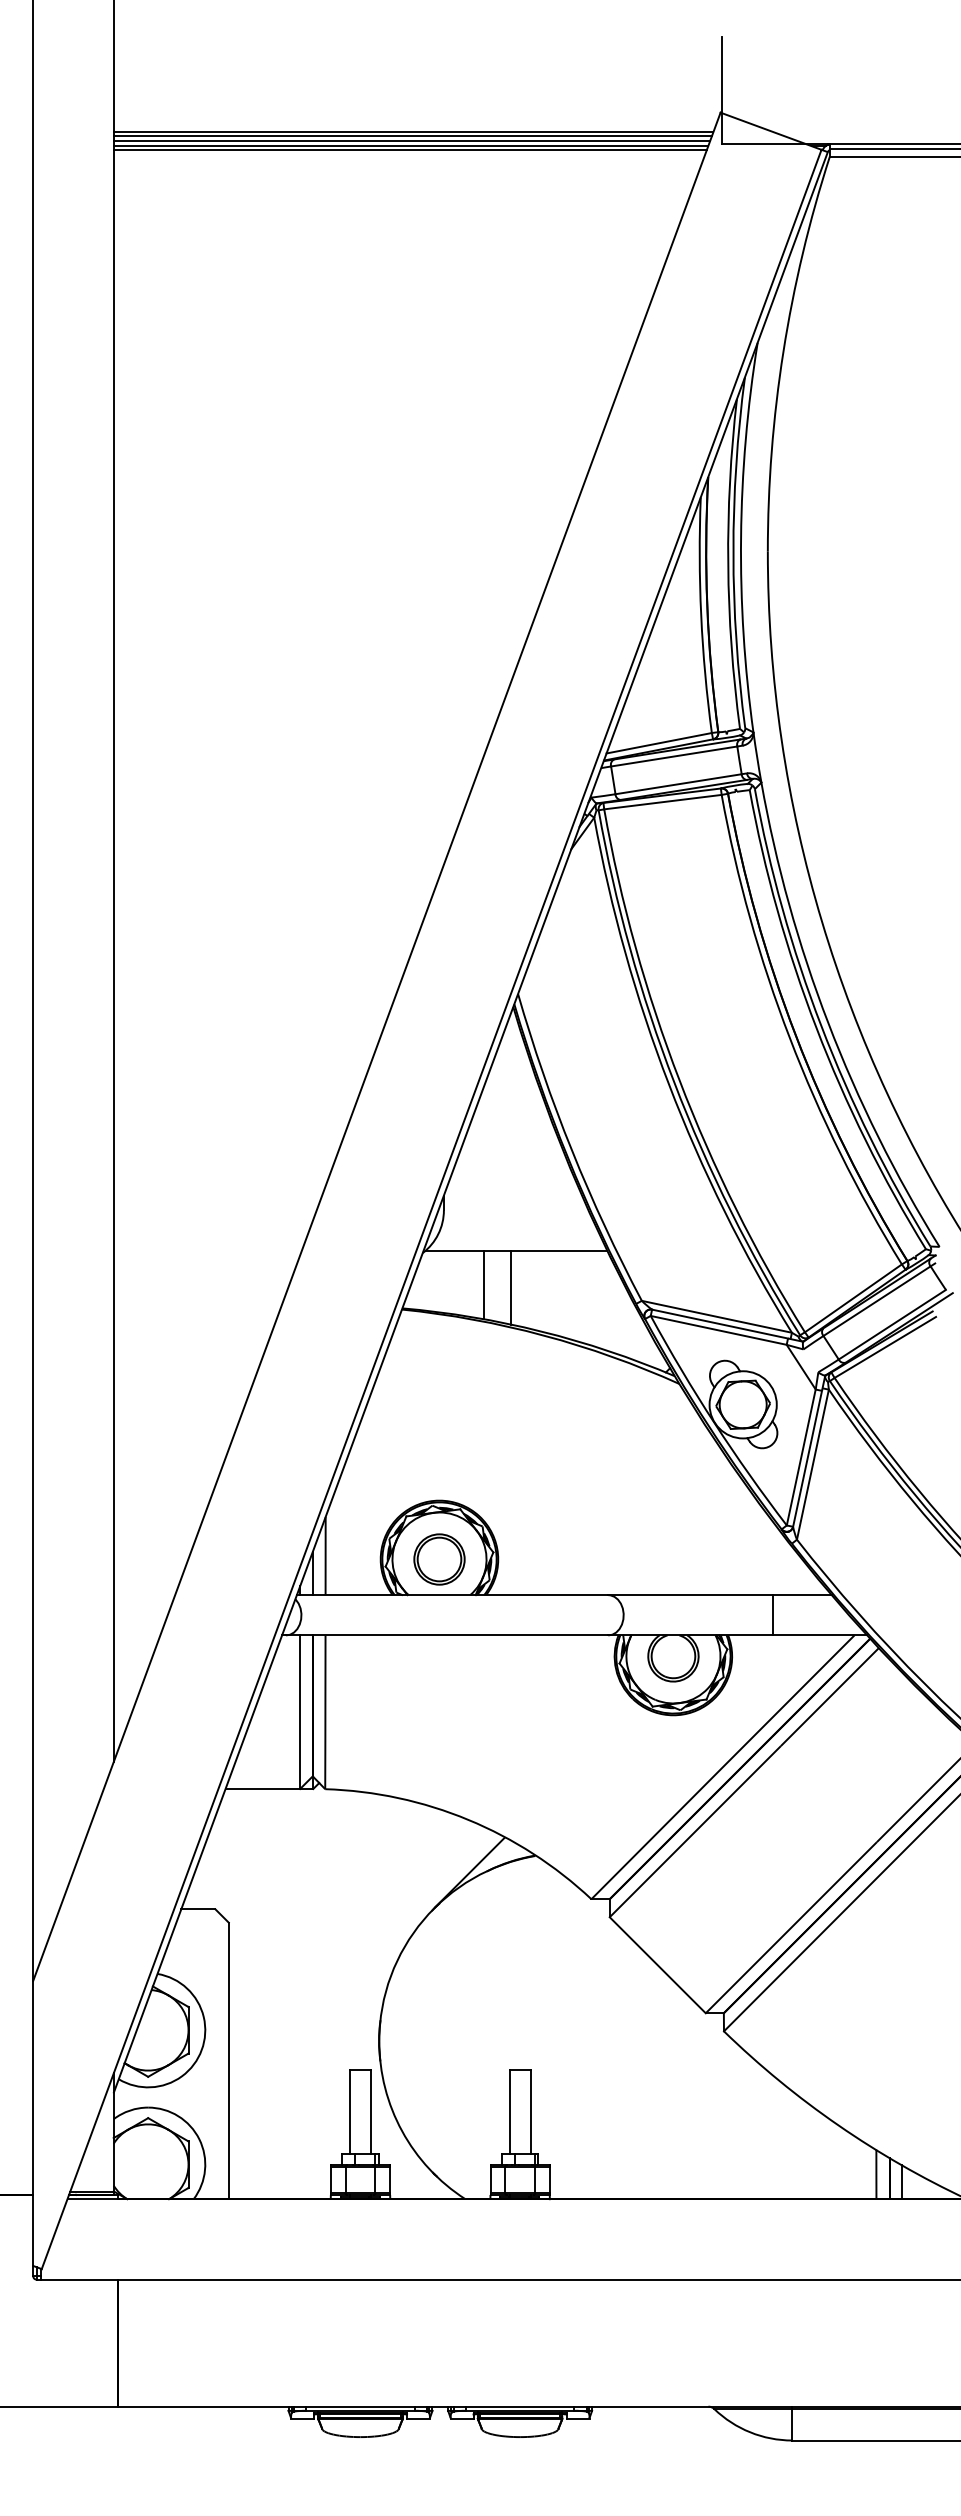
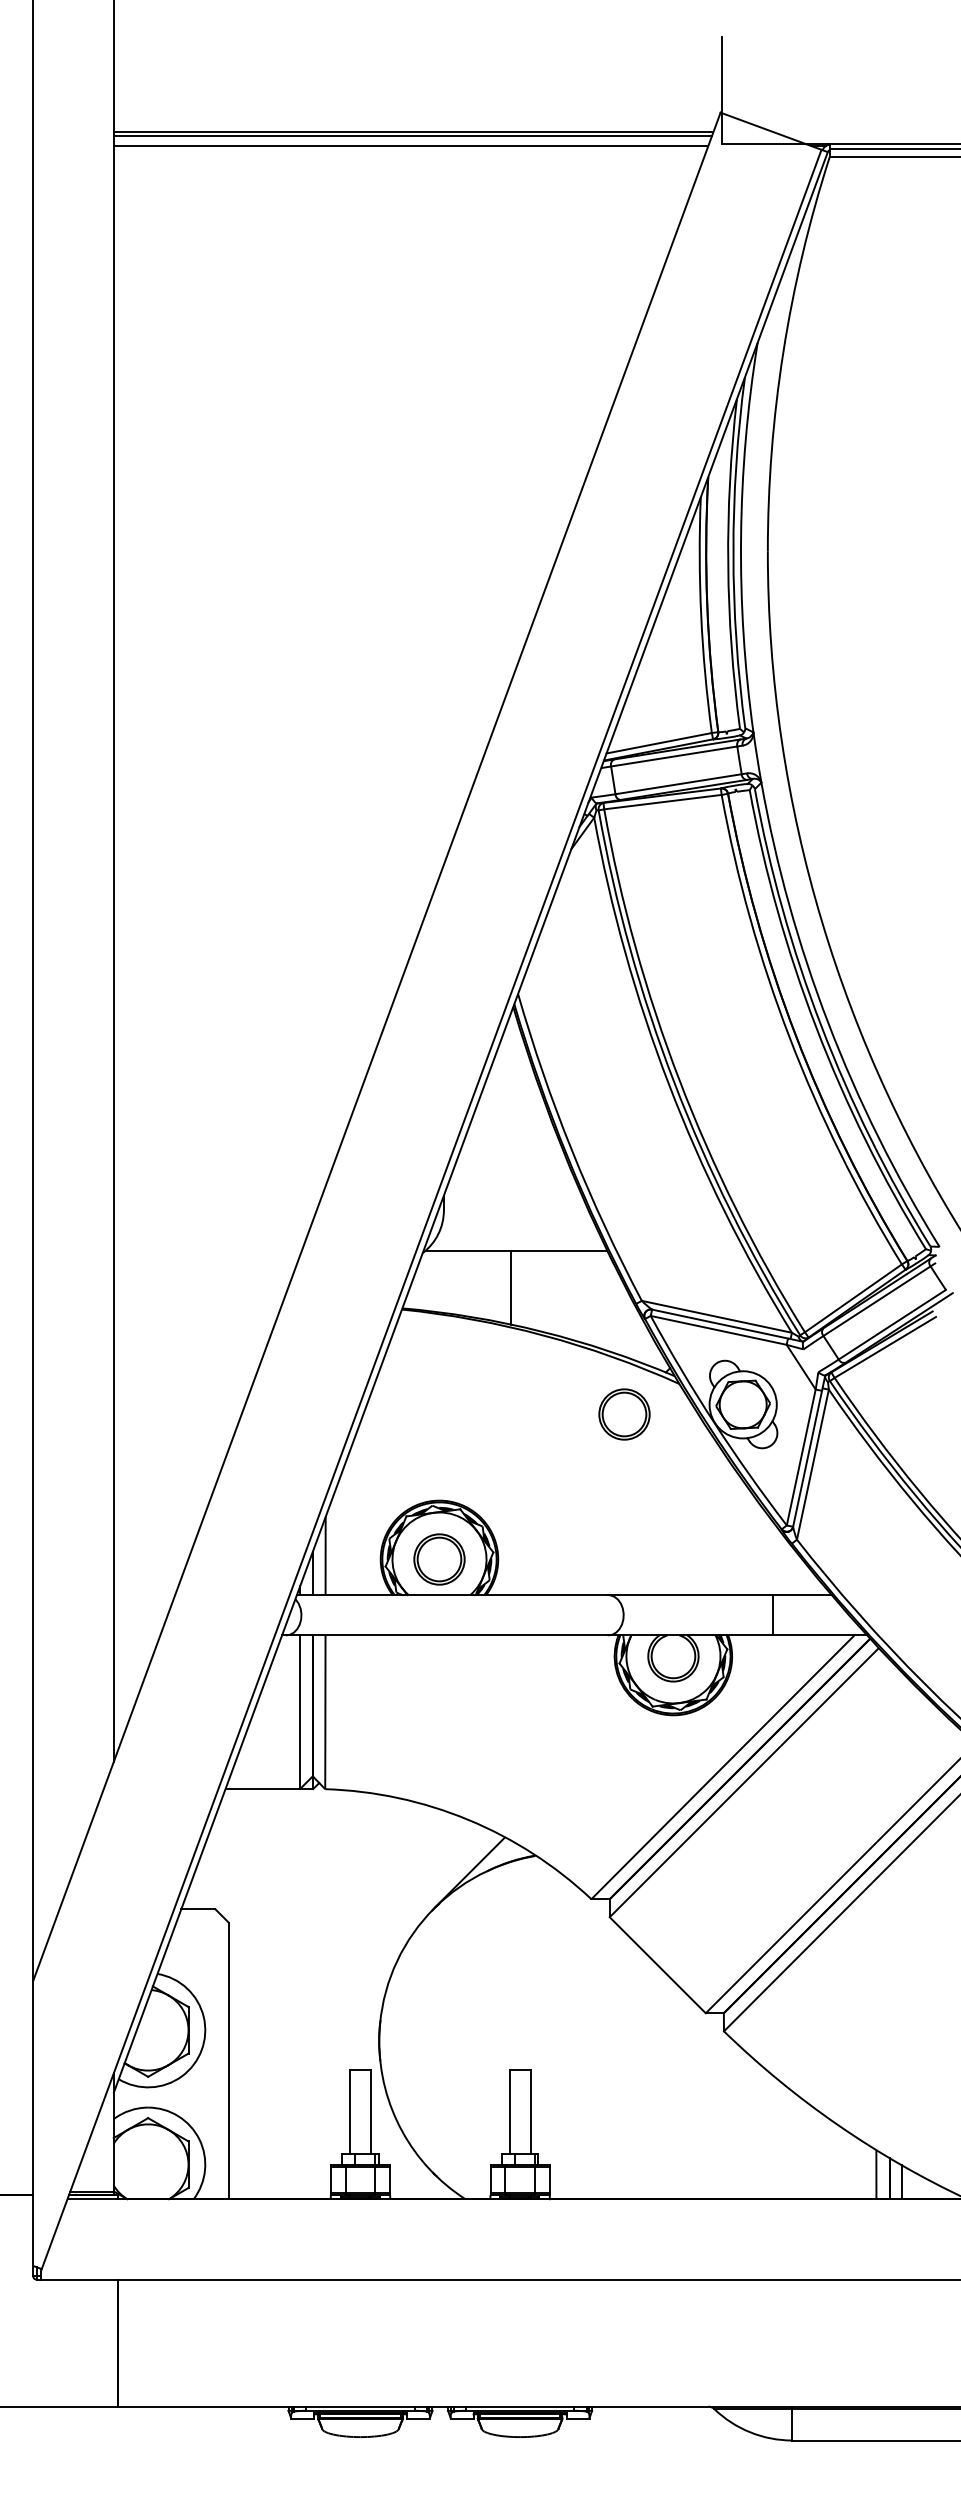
line: present -> none (411, 141)
line: present -> none (410, 149)
line: present -> none (484, 1284)
part: none -> present (624, 1414)
